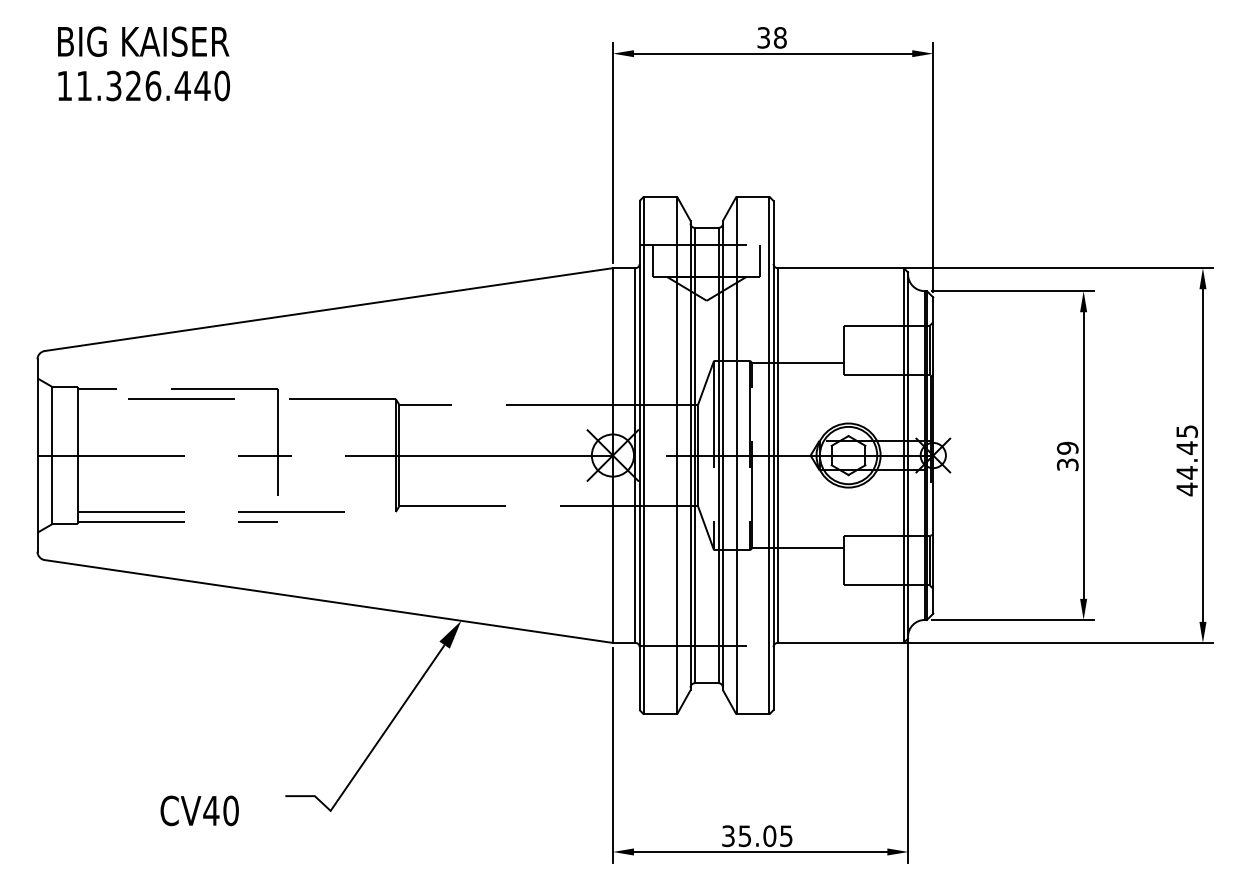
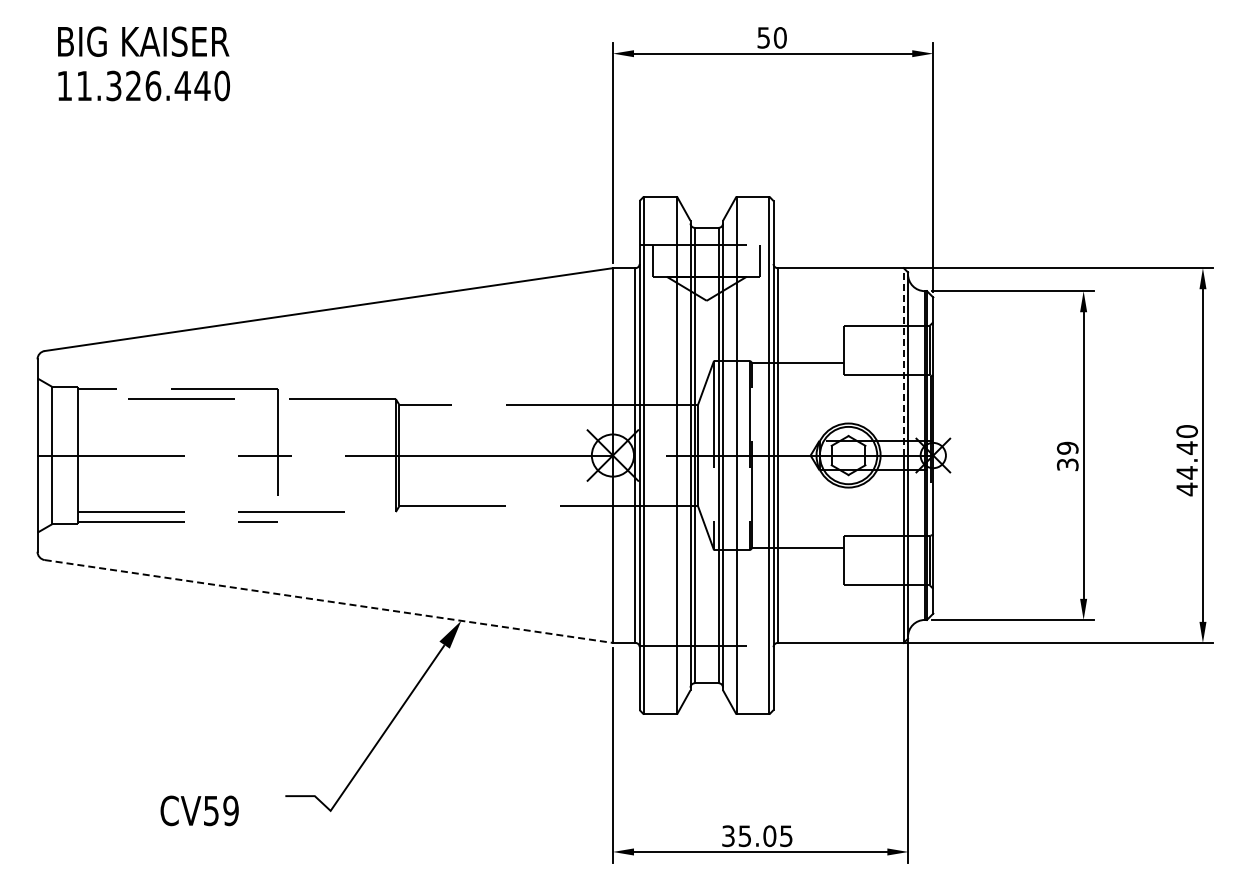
text: 38 -> 50 (772, 37)
line: solid -> dashed (903, 361)
text: 44.45 -> 44.40 (1186, 431)
line: solid -> dashed (329, 601)
text: CV40 -> CV59 (220, 810)
